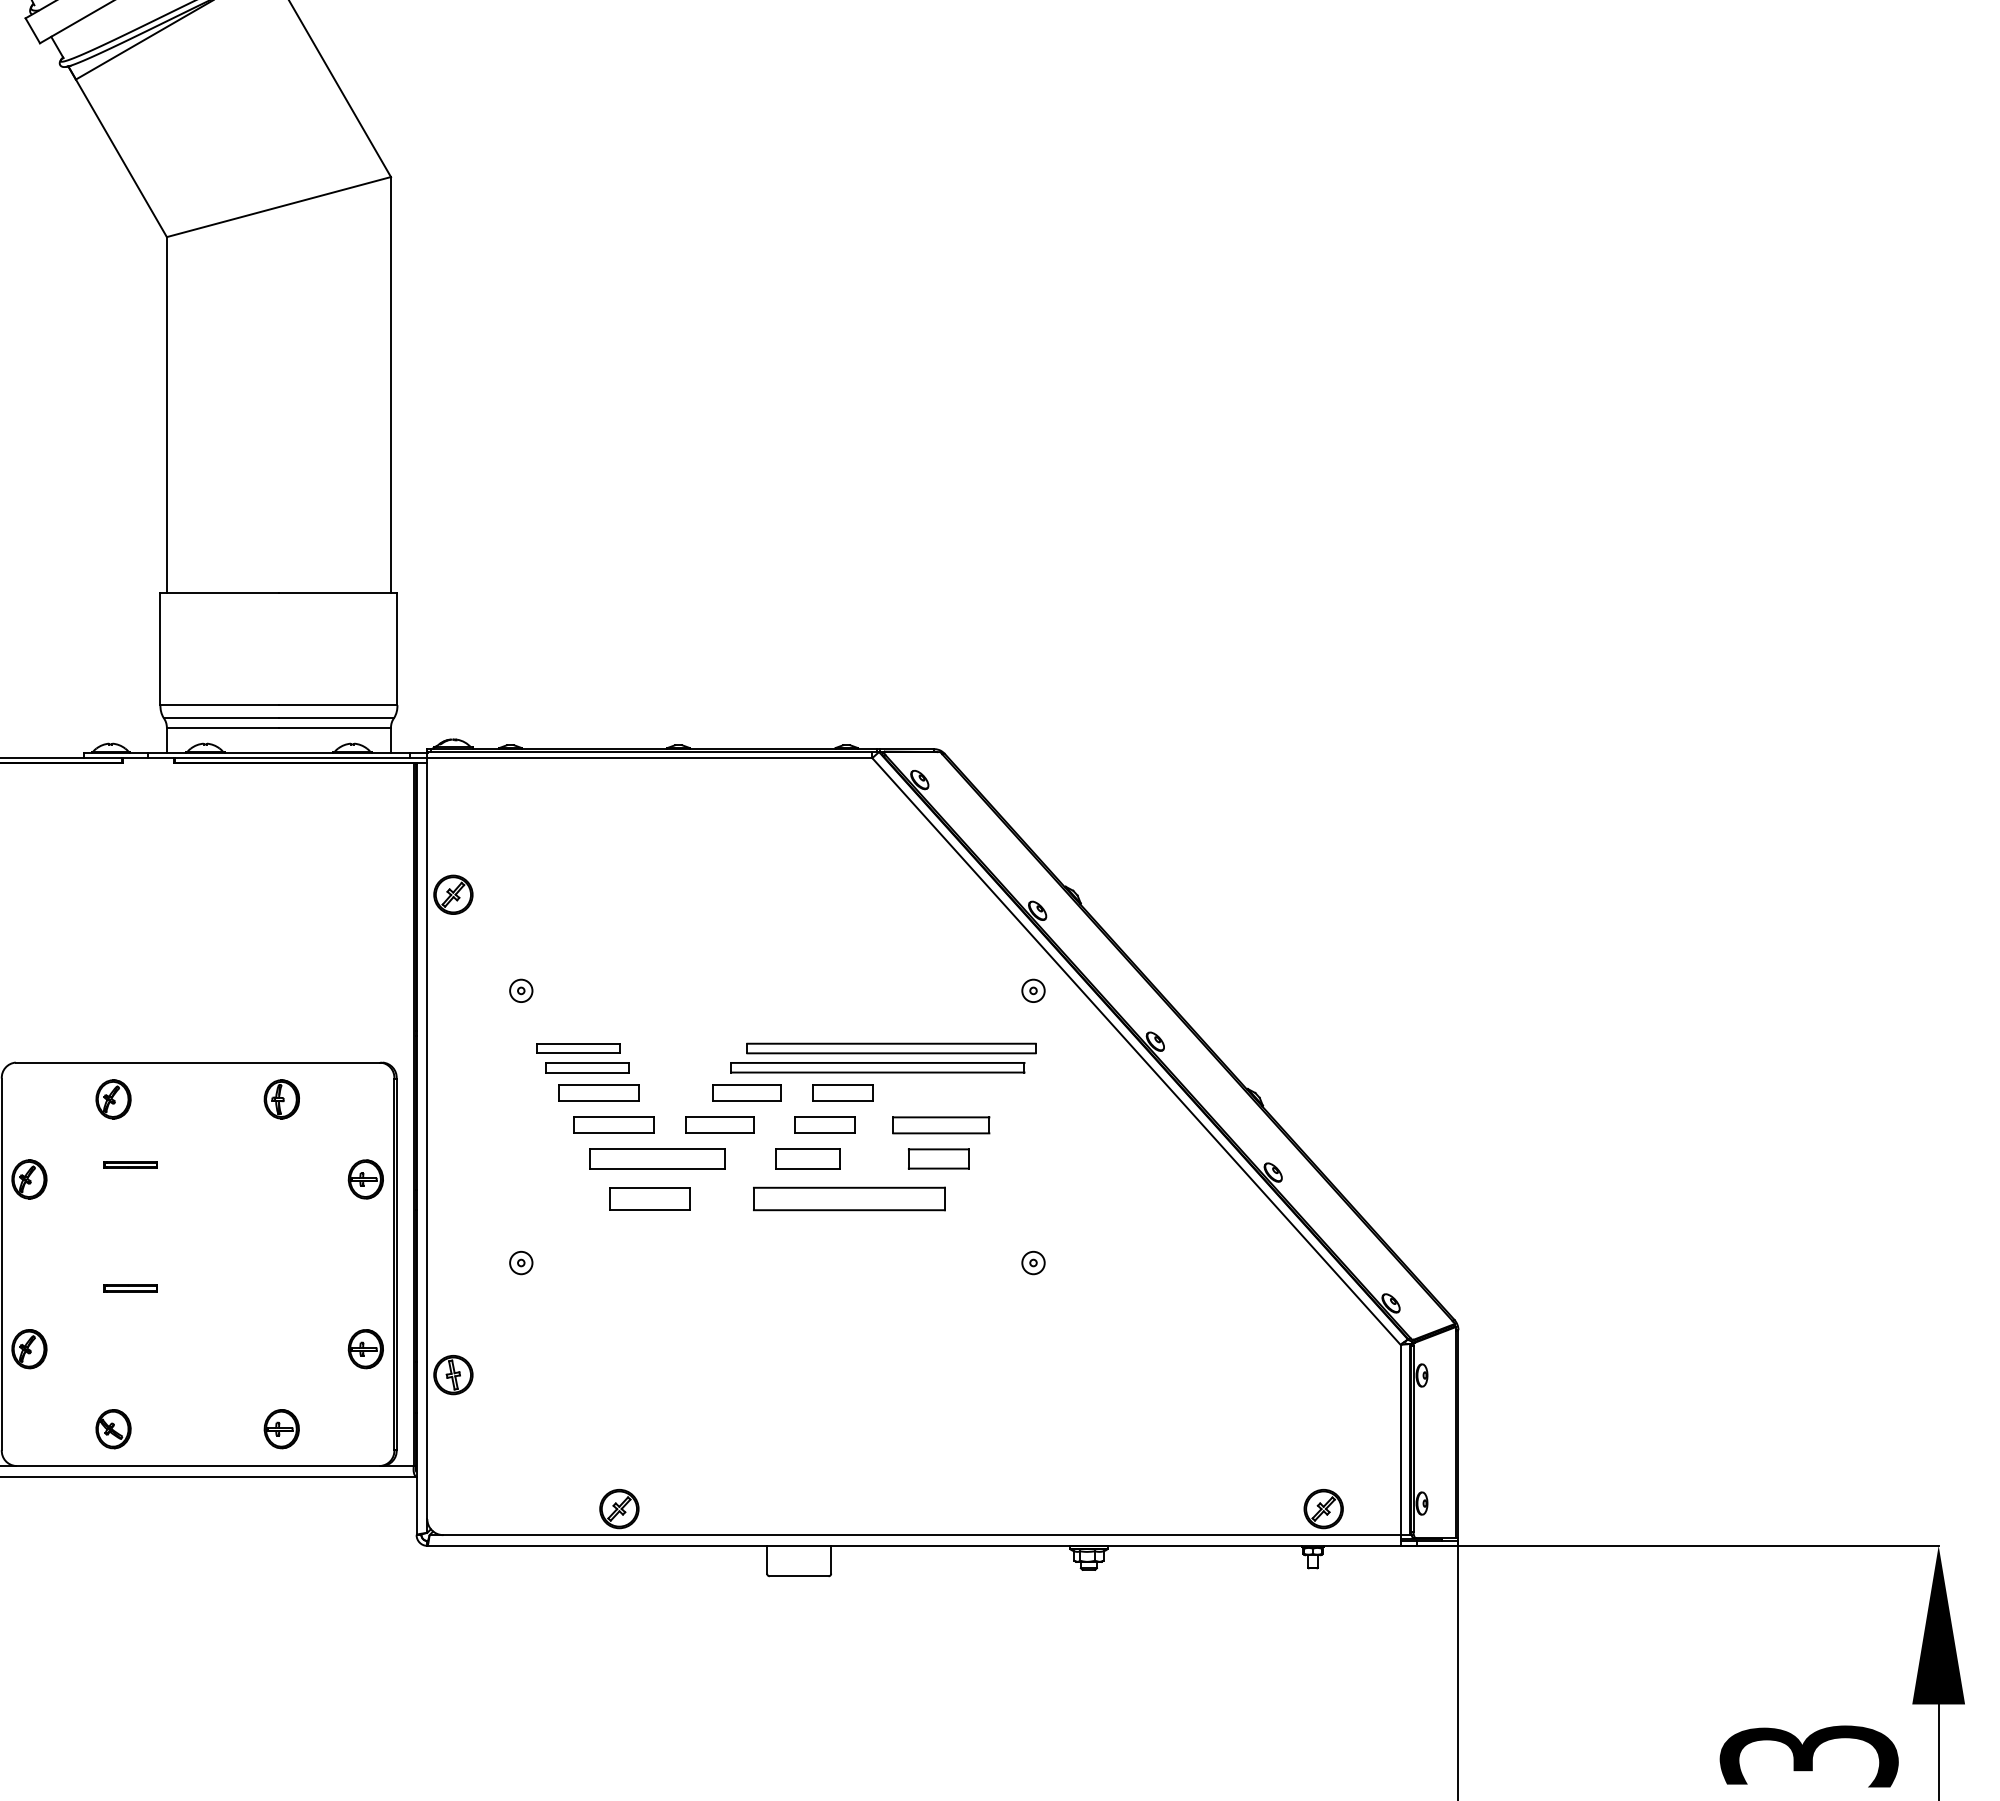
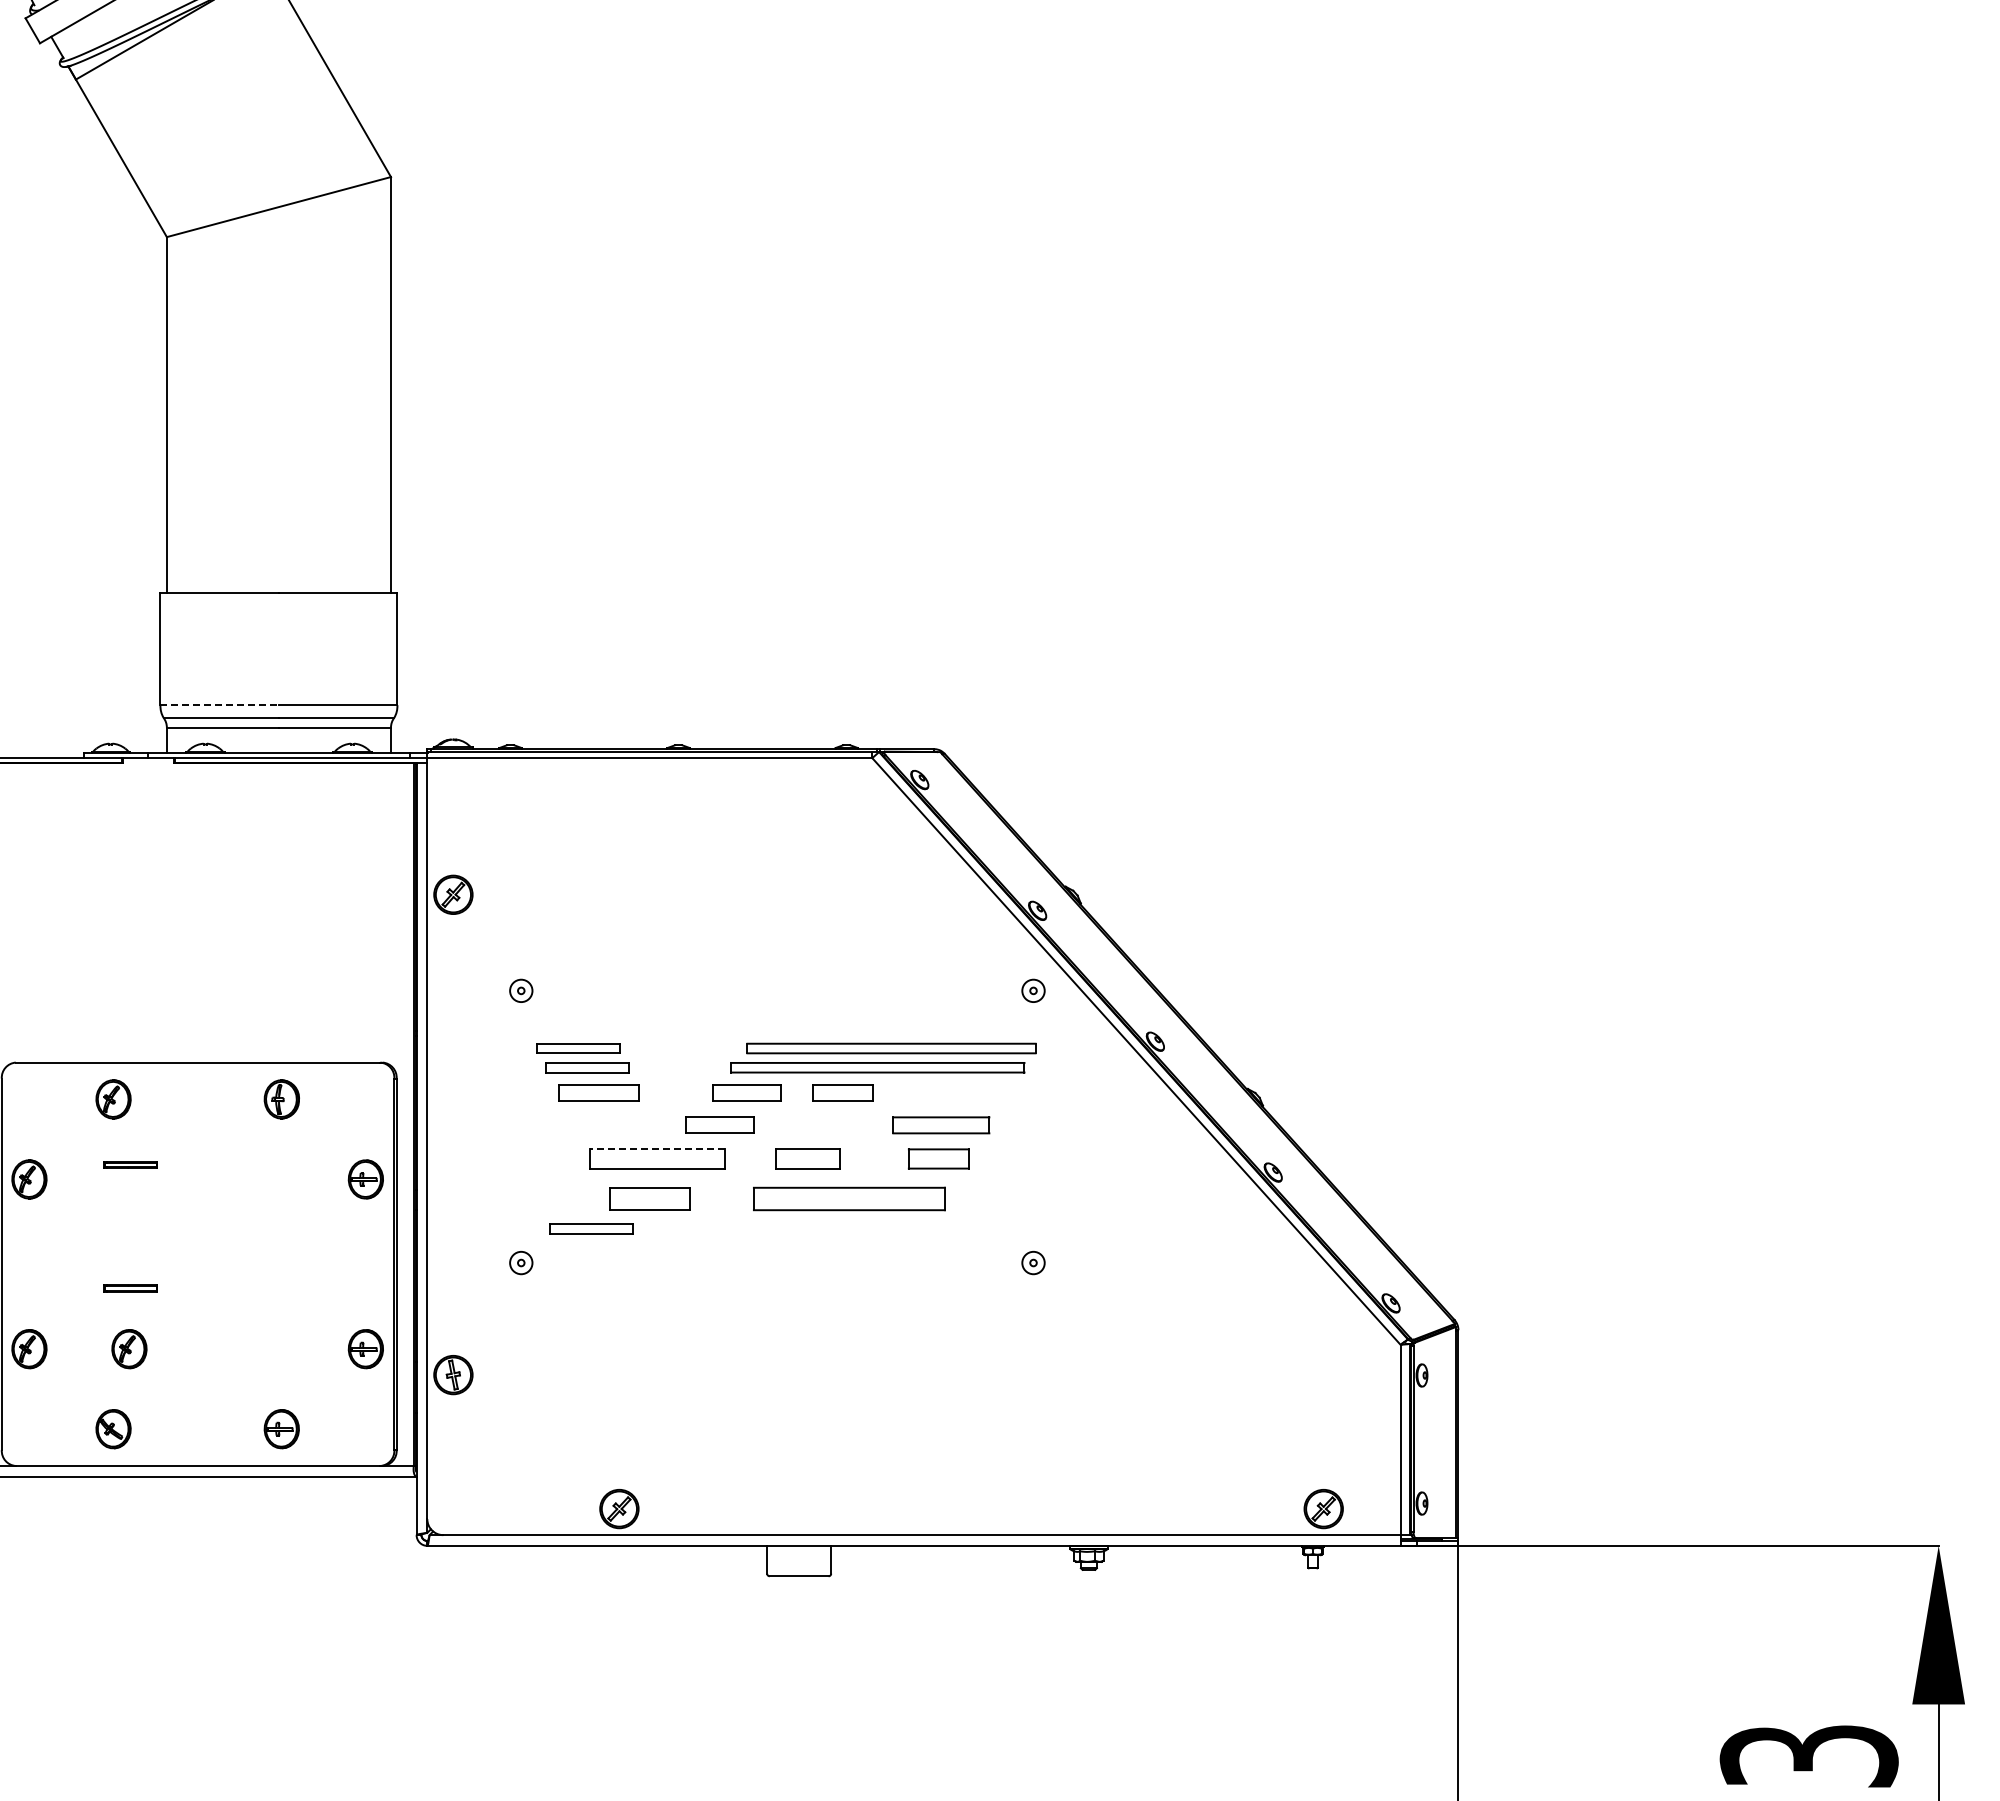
line: solid -> dashed (220, 705)
part: present -> none (613, 1124)
part: present -> none (824, 1124)
line: solid -> dashed (657, 1149)
part: none -> present (591, 1228)
part: none -> present (129, 1349)
